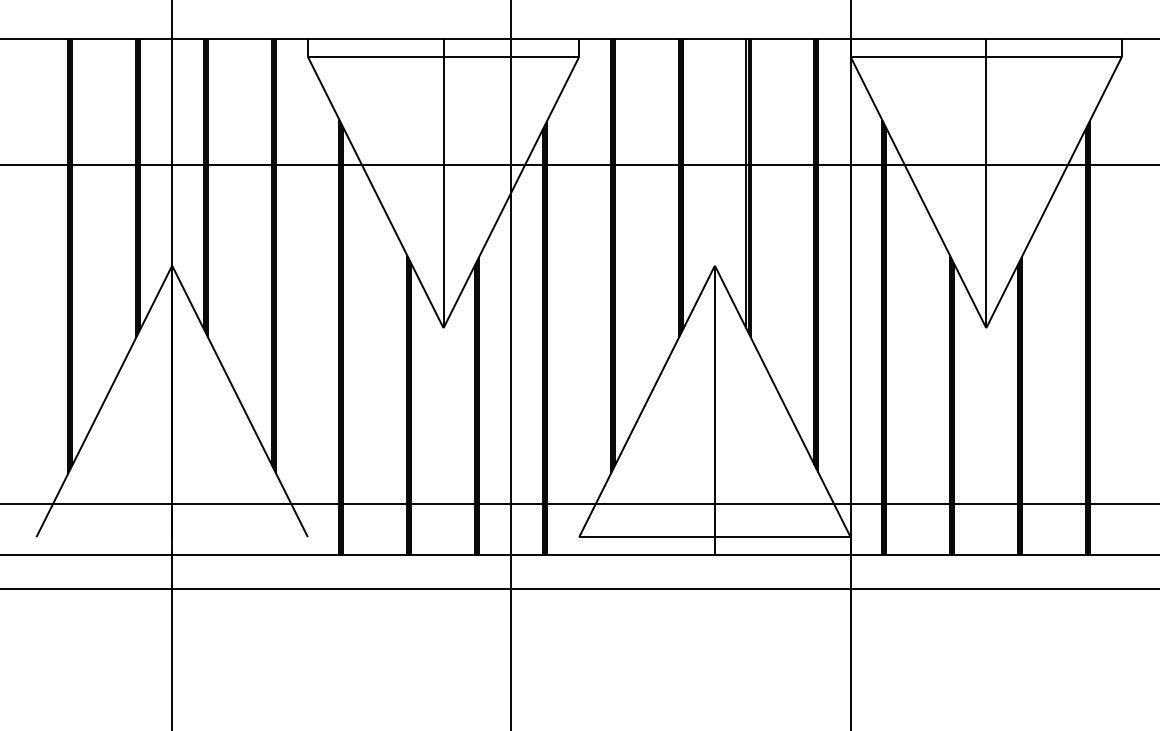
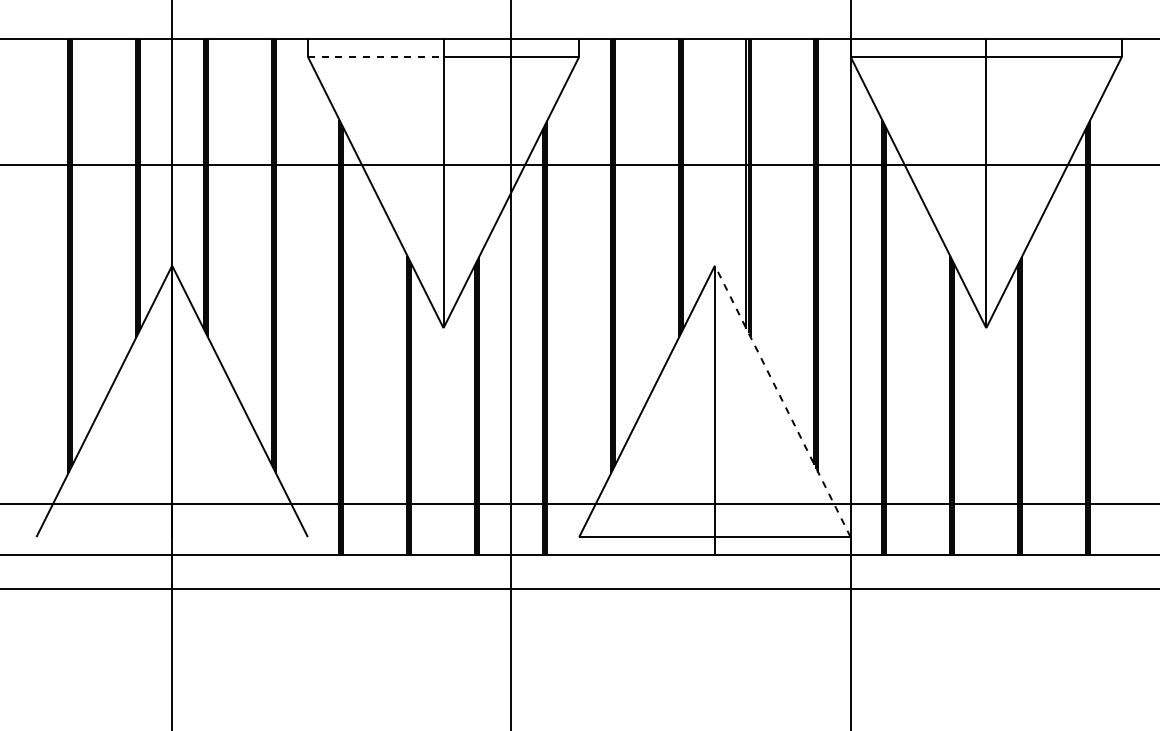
line: solid -> dashed (375, 56)
line: solid -> dashed (782, 401)
